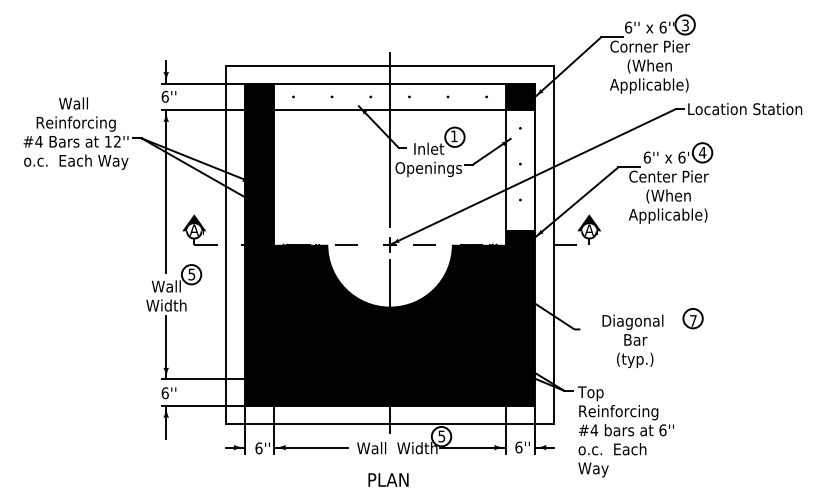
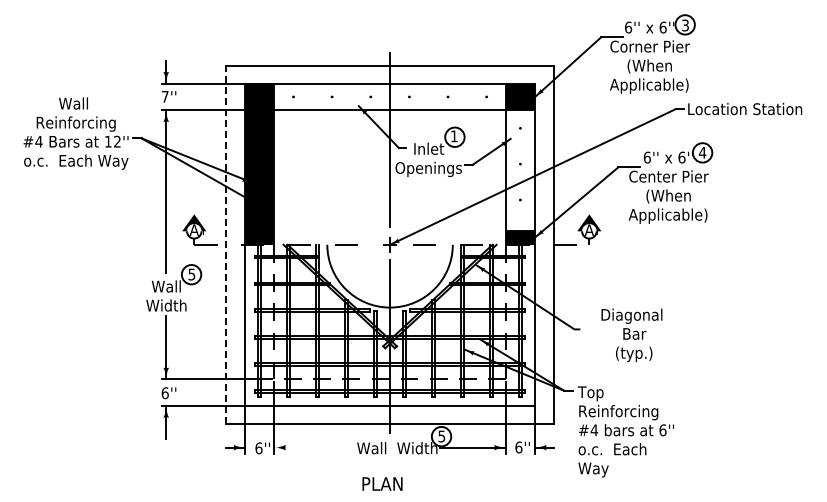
text: 6'' -> 7'' (164, 96)
line: solid -> dashed (225, 244)
part: present -> none (692, 318)
fill: present -> none (389, 325)
text position: (632, 341) -> (631, 335) (631, 335)
line: present -> none (310, 447)
text position: (388, 479) -> (382, 483) (382, 483)
